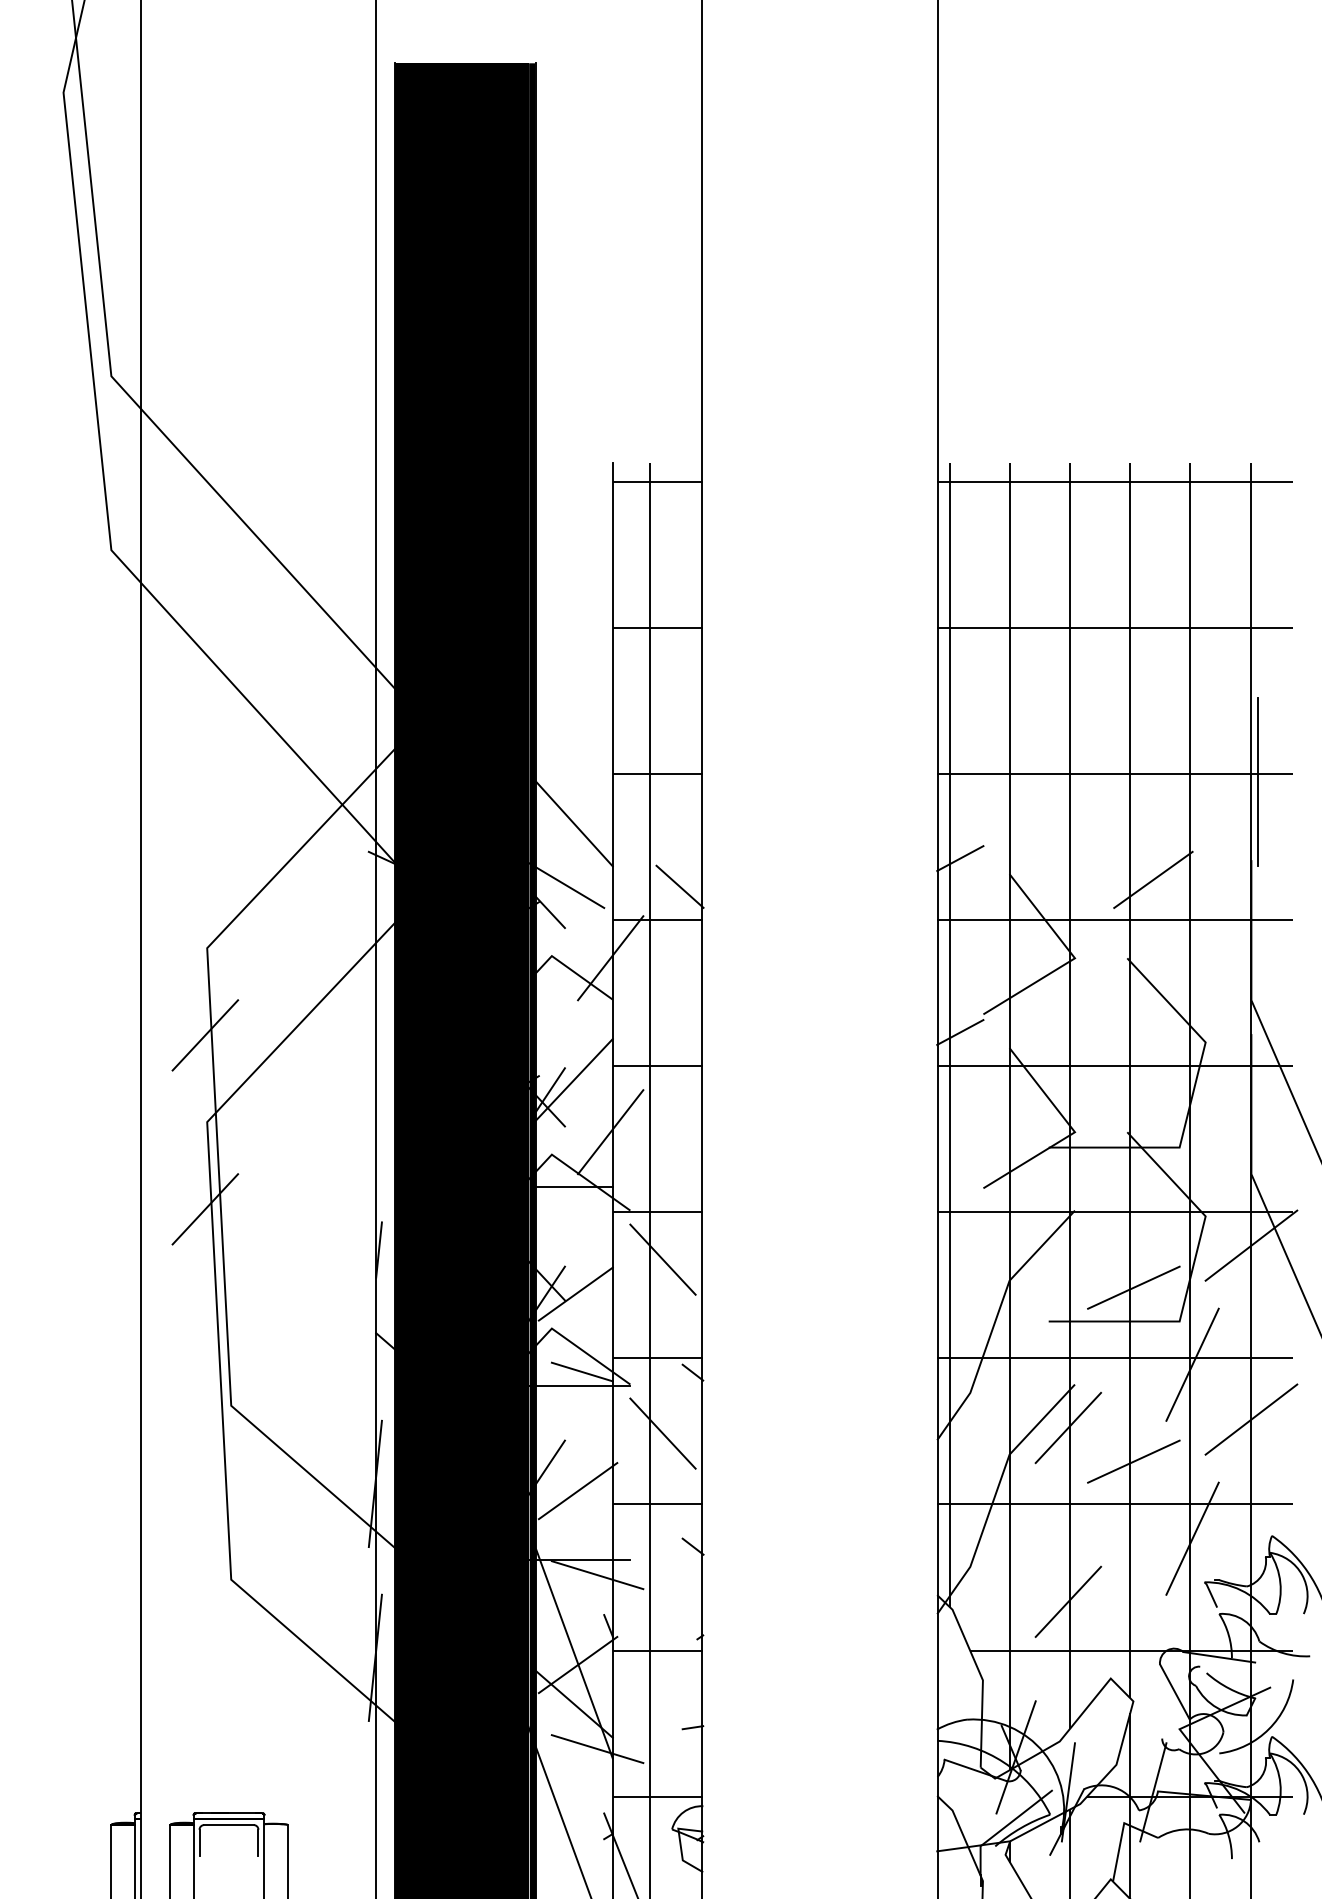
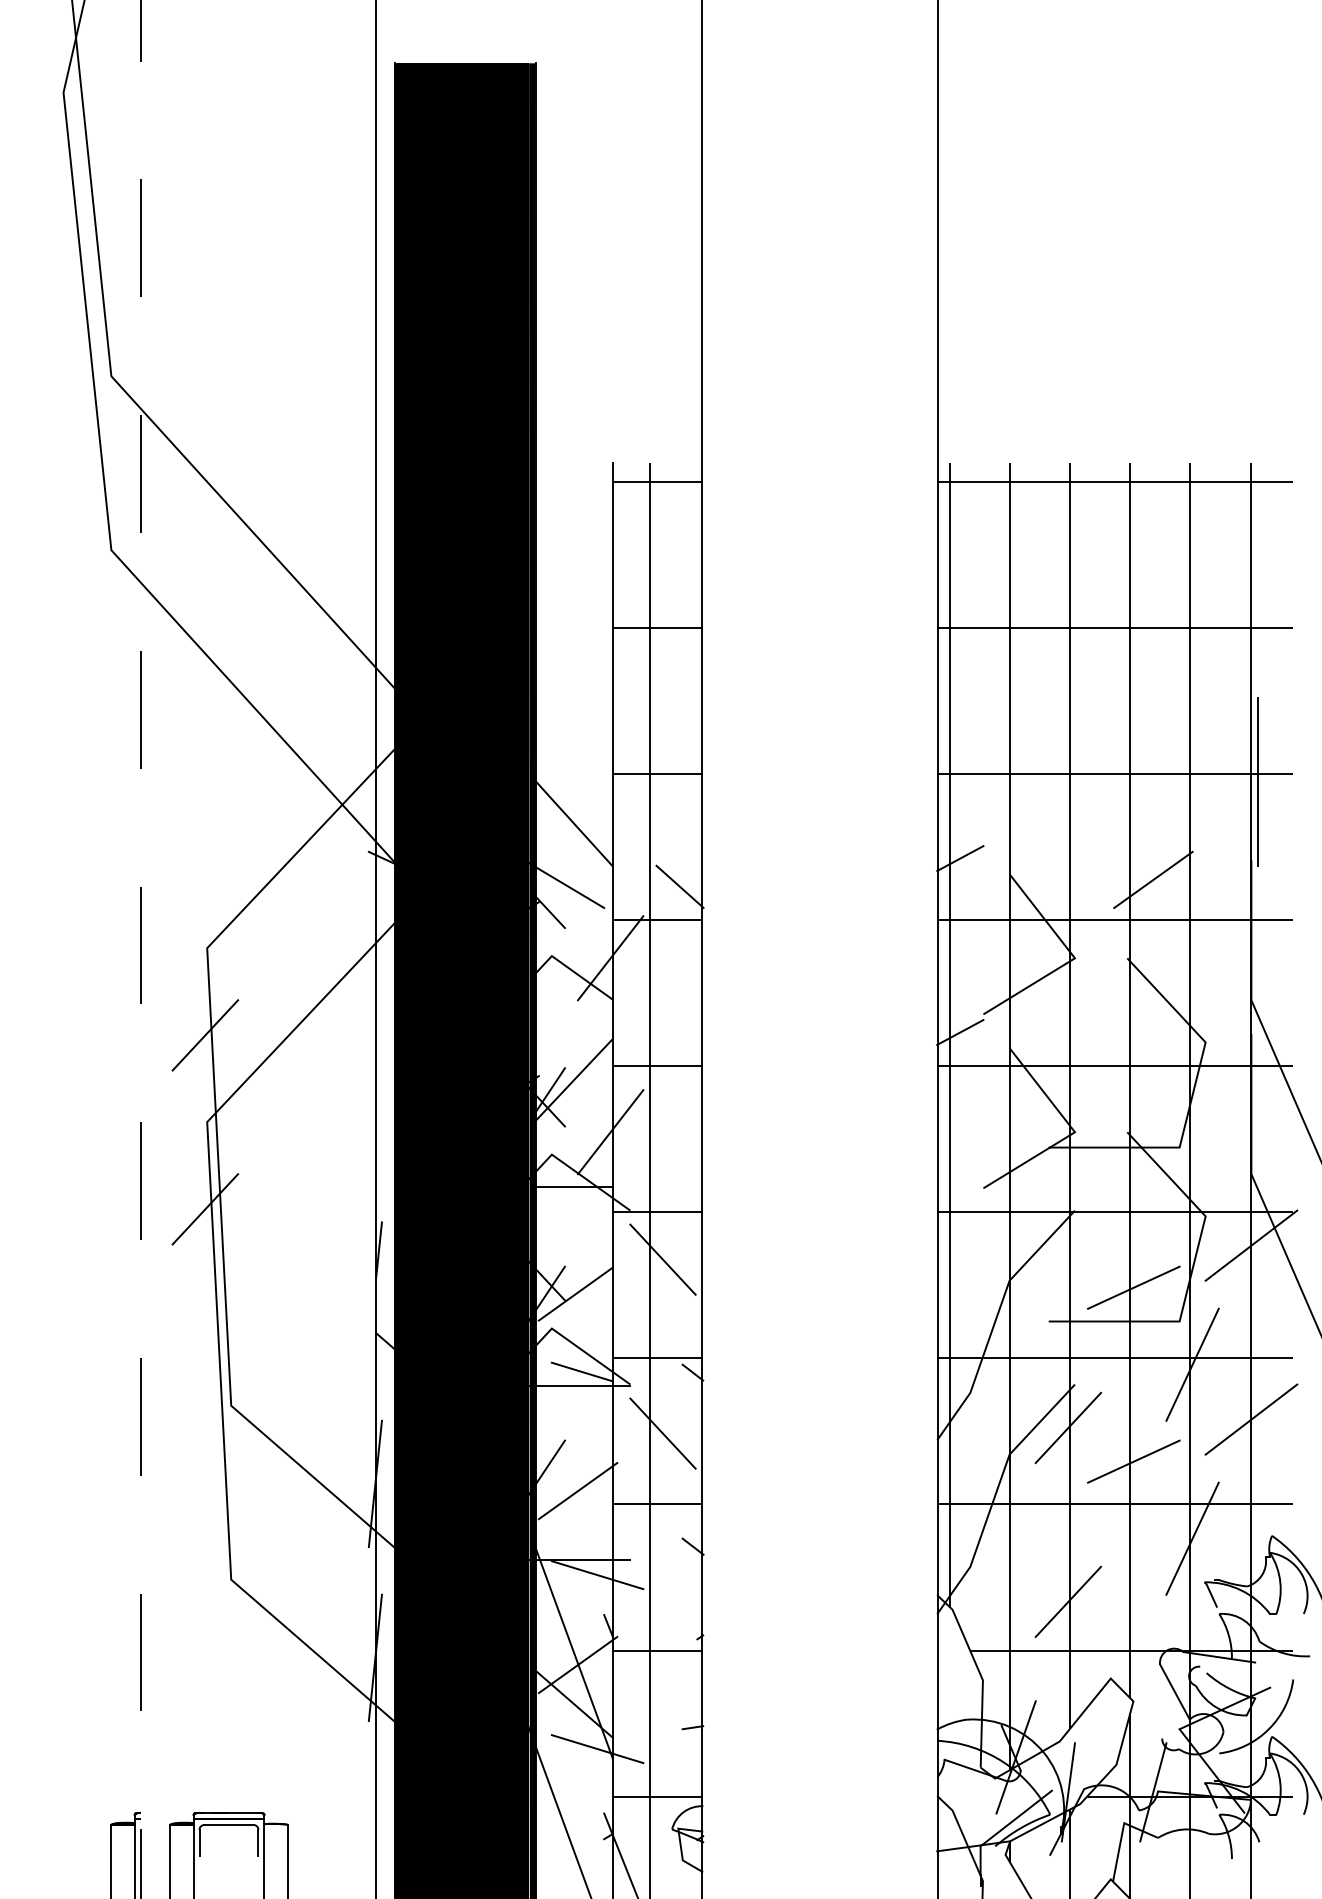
line: solid -> dashed (140, 949)
